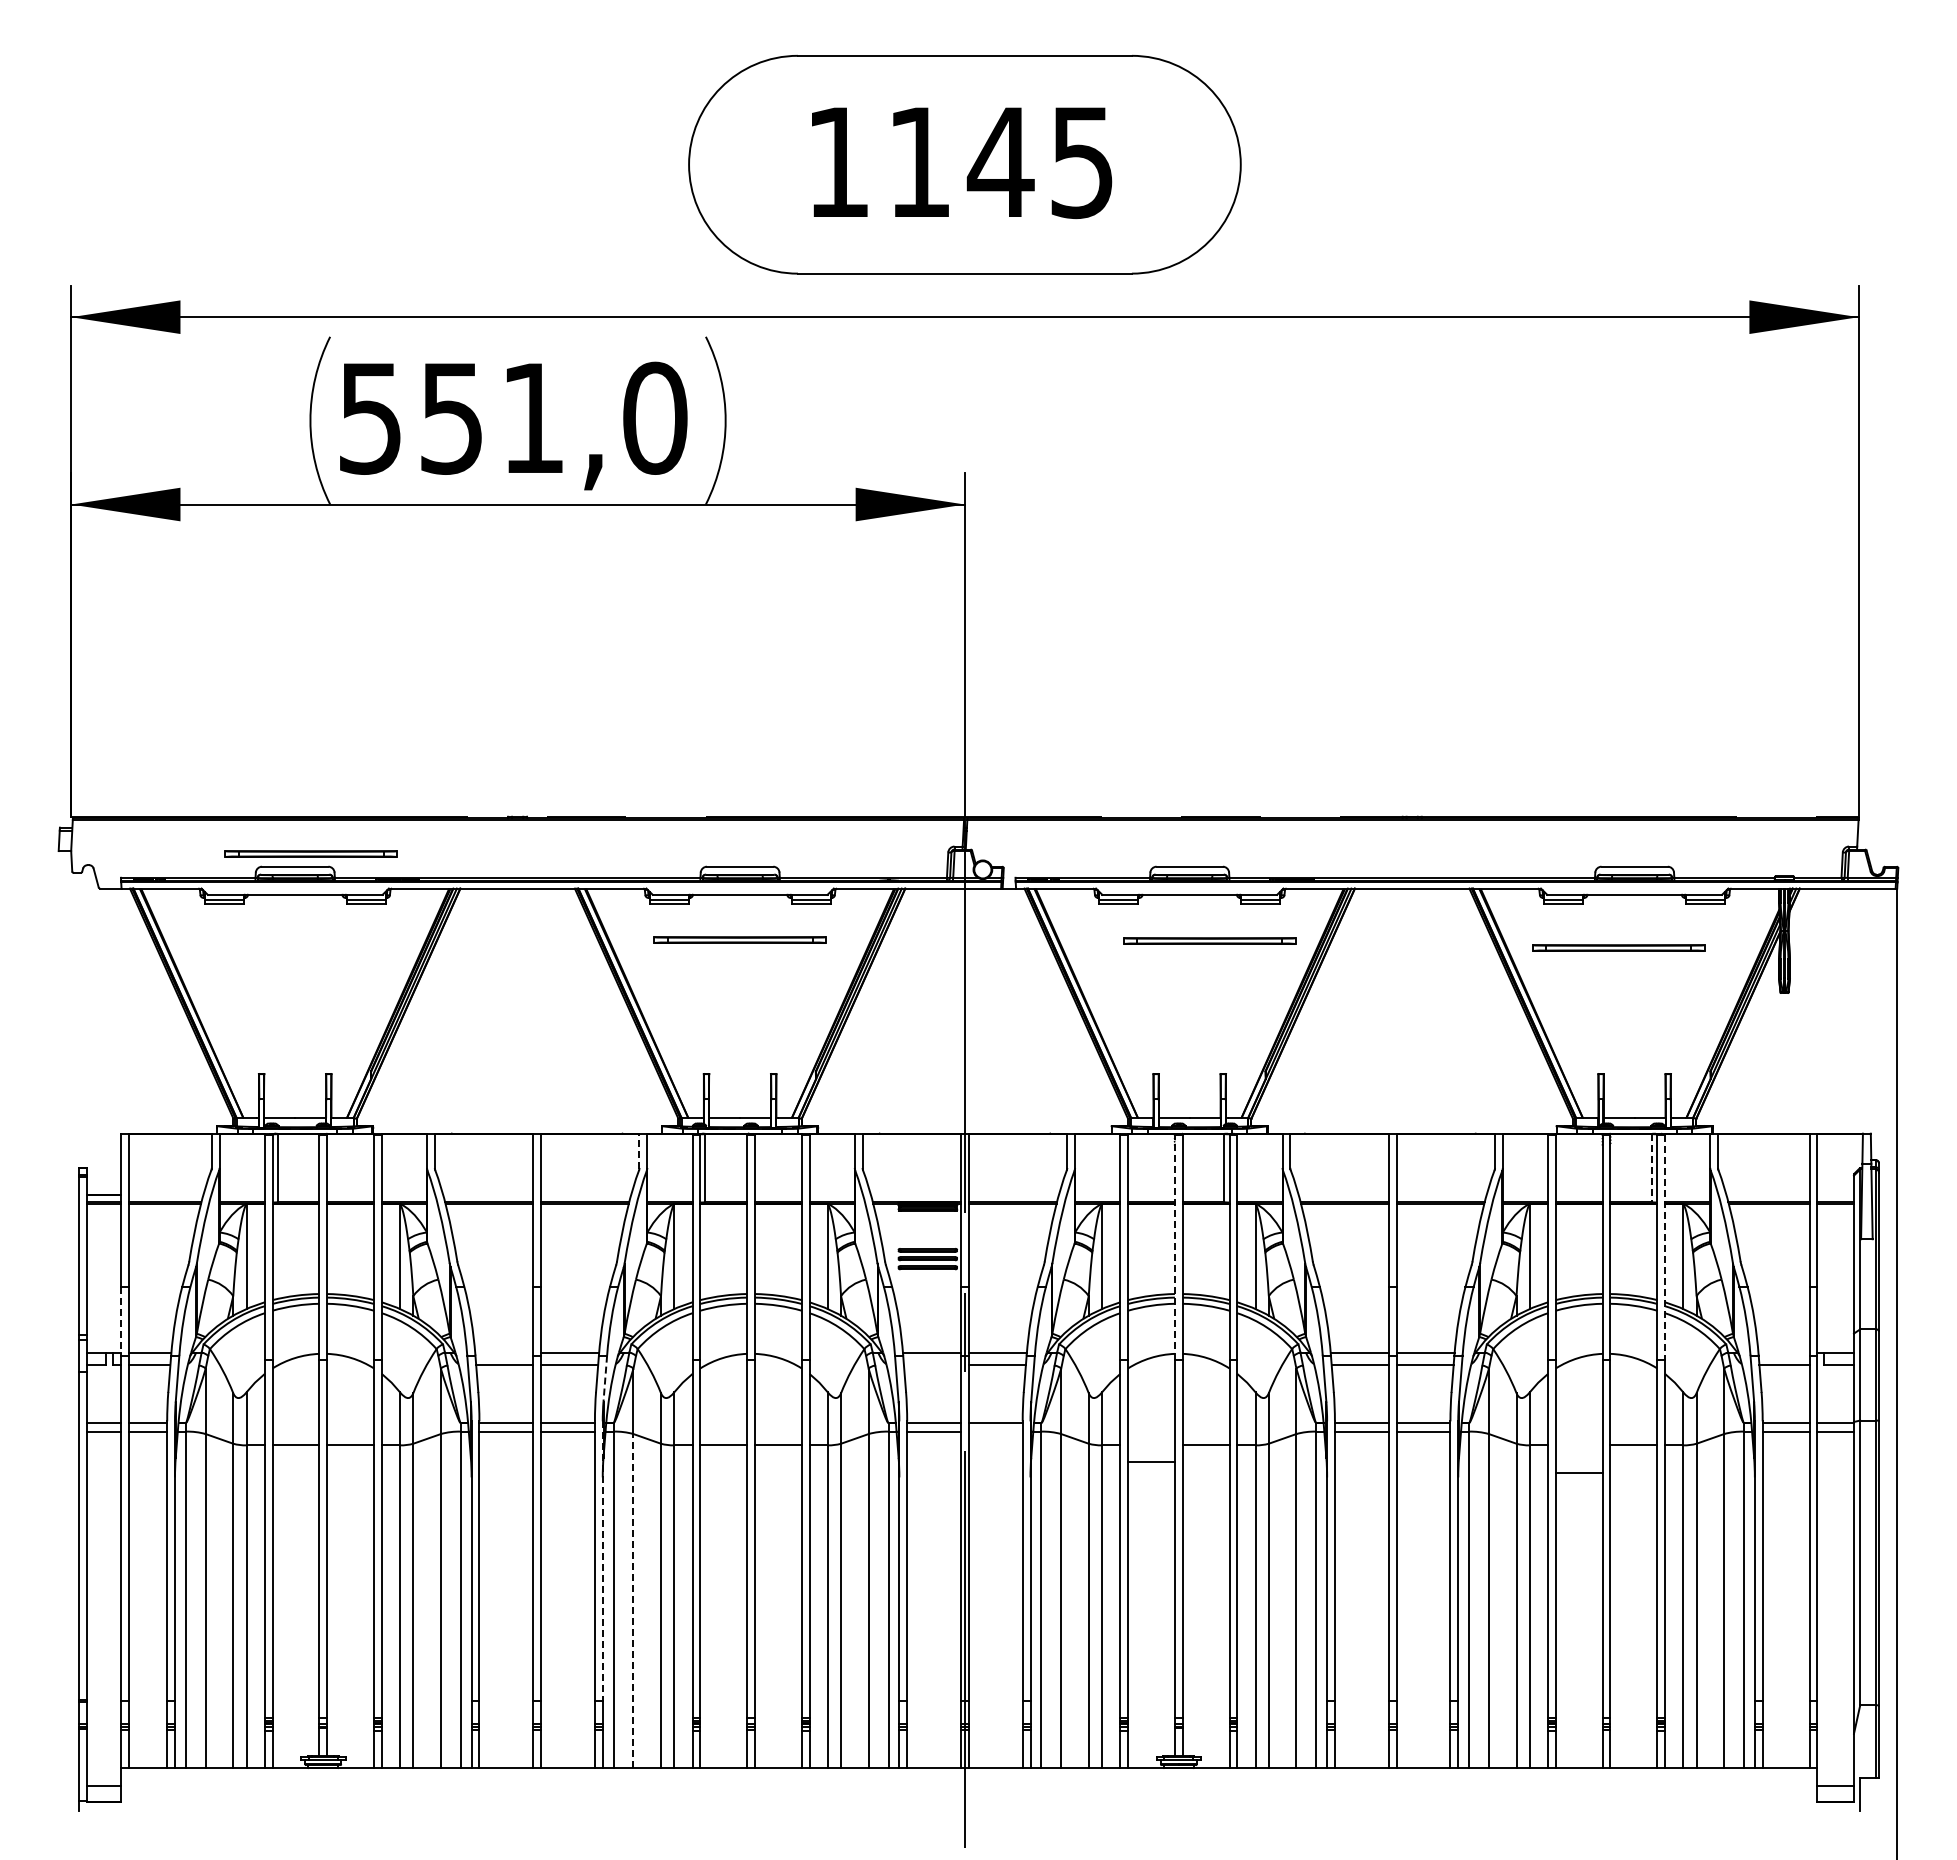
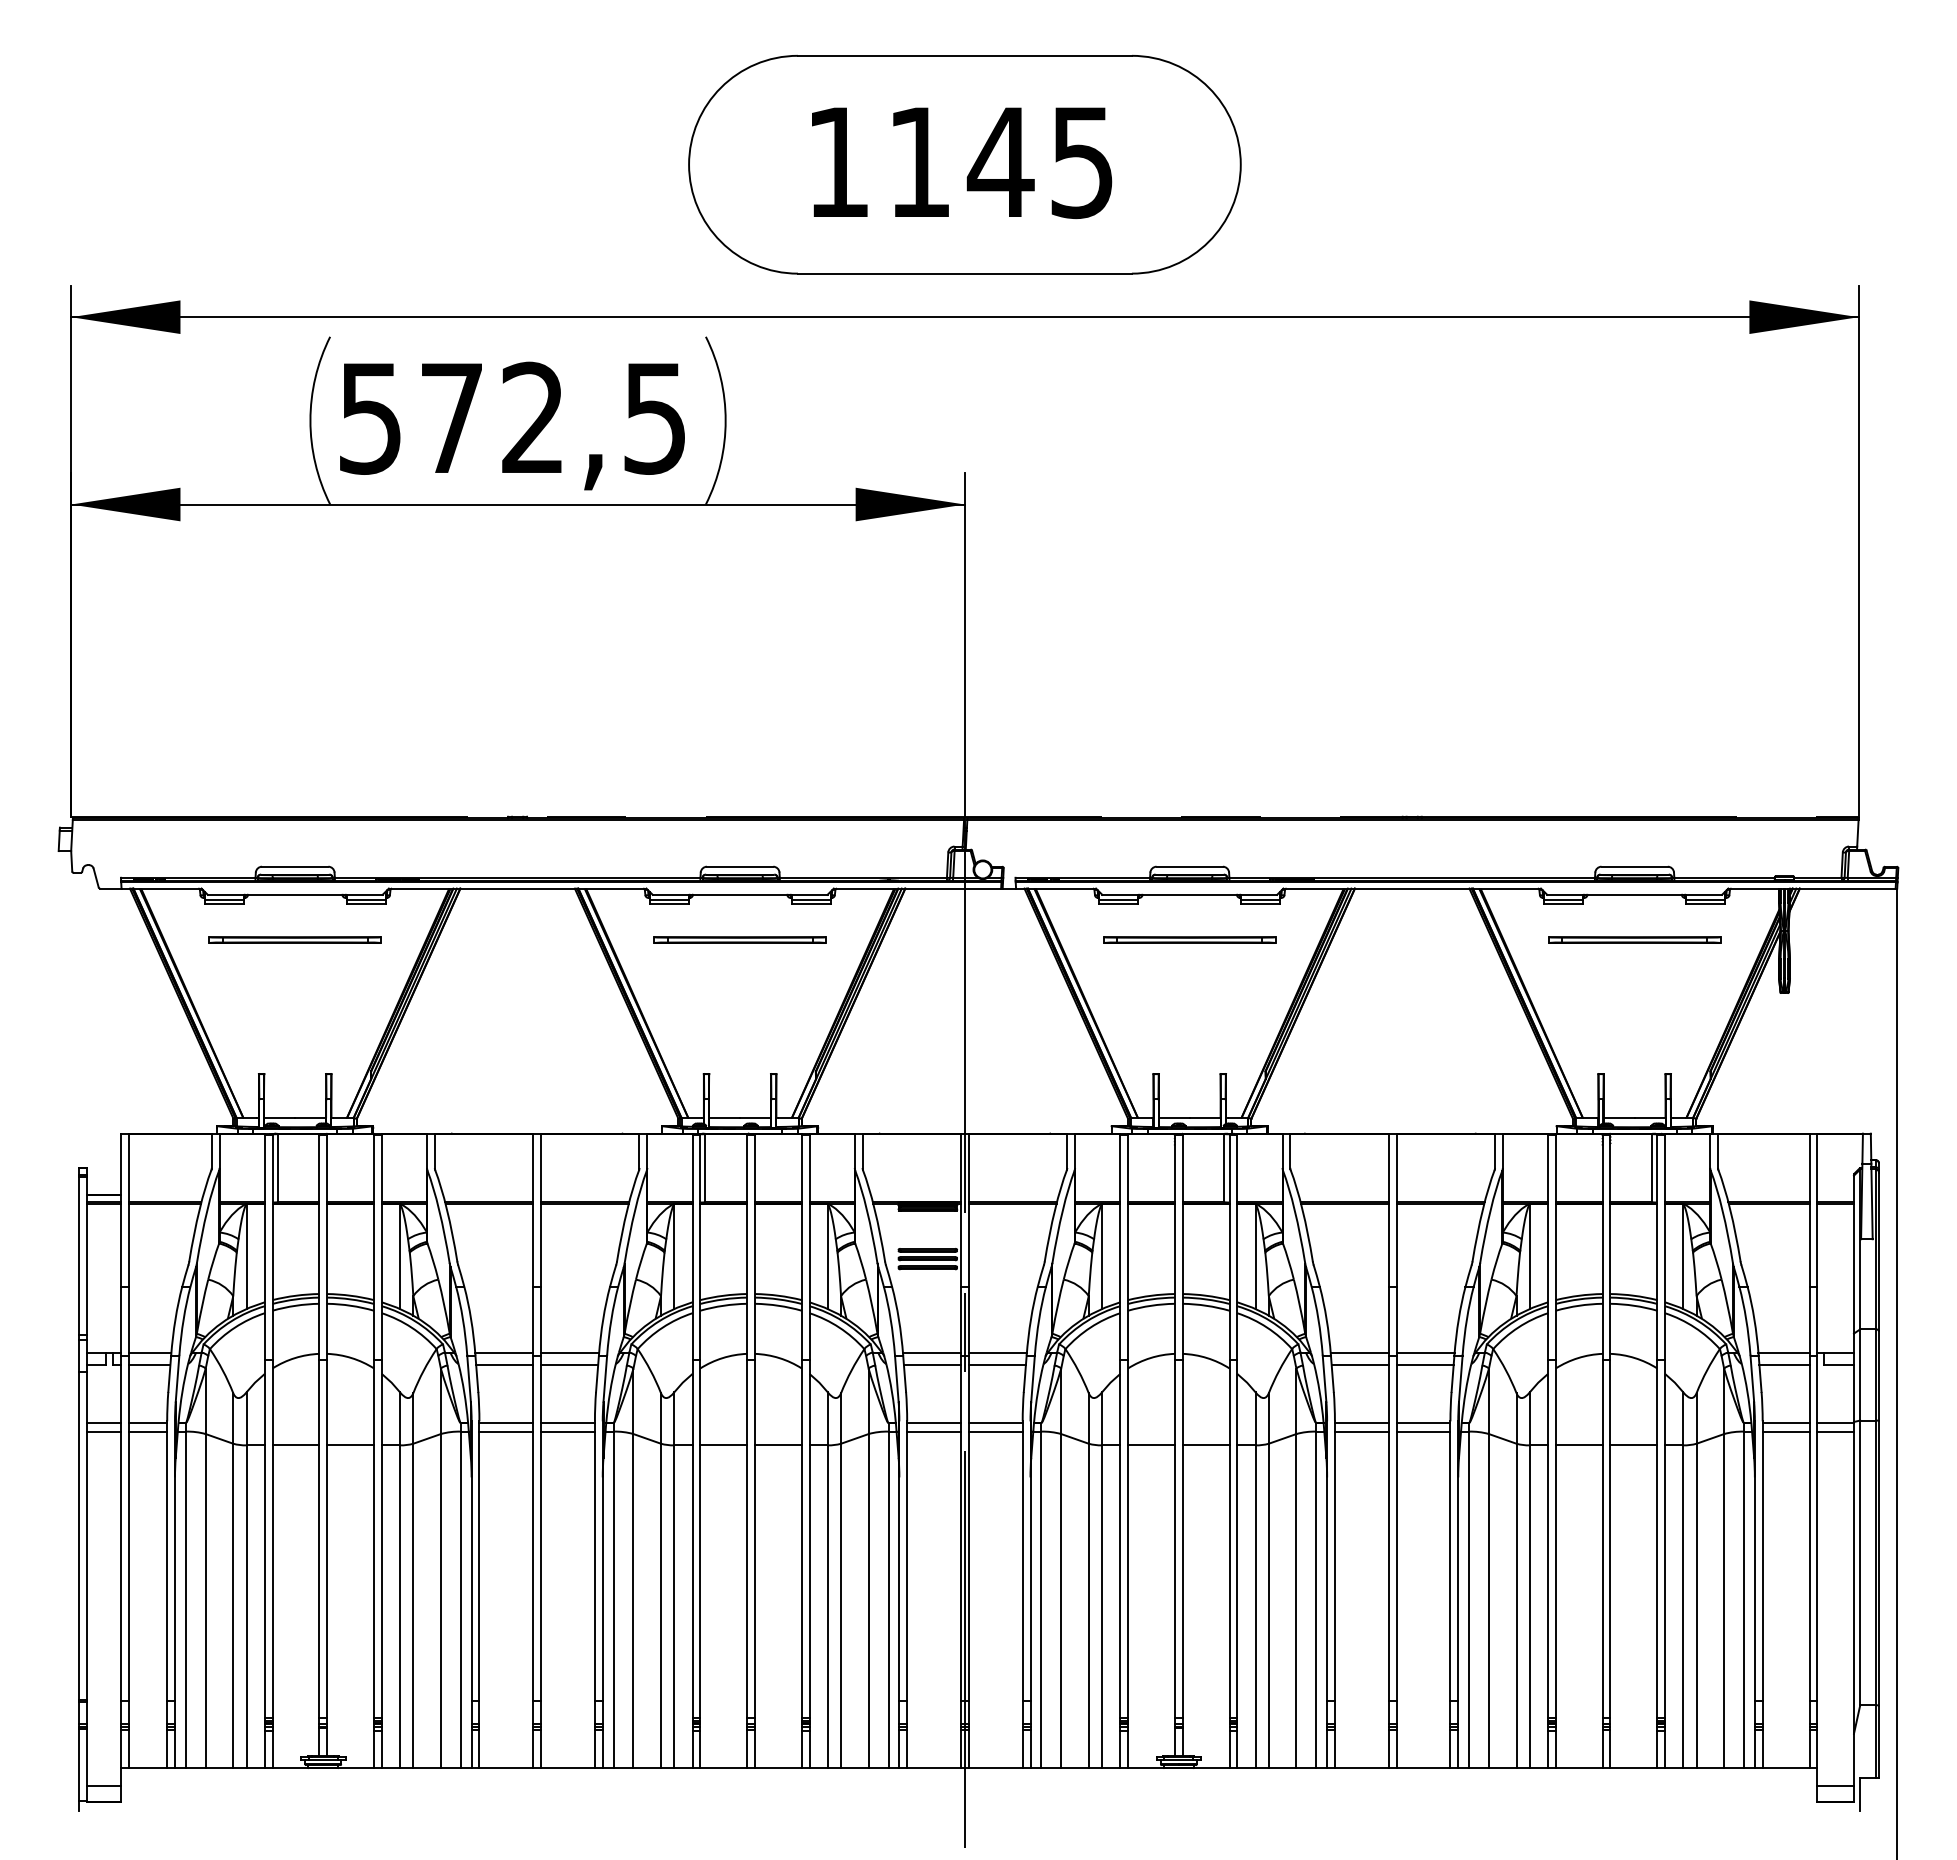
text: 551,0 -> 572,5 (554, 417)
part position: (310, 853) -> (294, 939) (294, 939)
part position: (1209, 940) -> (1189, 939) (1189, 939)
part position: (1618, 947) -> (1634, 939) (1634, 939)
line: dashed -> solid (639, 1151)
line: dashed -> solid (1652, 1168)
line: dashed -> solid (1174, 1247)
line: dashed -> solid (1665, 1247)
line: dashed -> solid (121, 1321)
line: none -> present (504, 1352)
line: none -> present (1783, 1352)
line: none -> present (932, 1364)
line: dashed -> solid (605, 1379)
line: none -> present (995, 1431)
line position: (1151, 1462) -> (1151, 1445) (1151, 1445)
line position: (1578, 1473) -> (1578, 1445) (1578, 1445)
line: dashed -> solid (602, 1561)
line: dashed -> solid (633, 1600)
